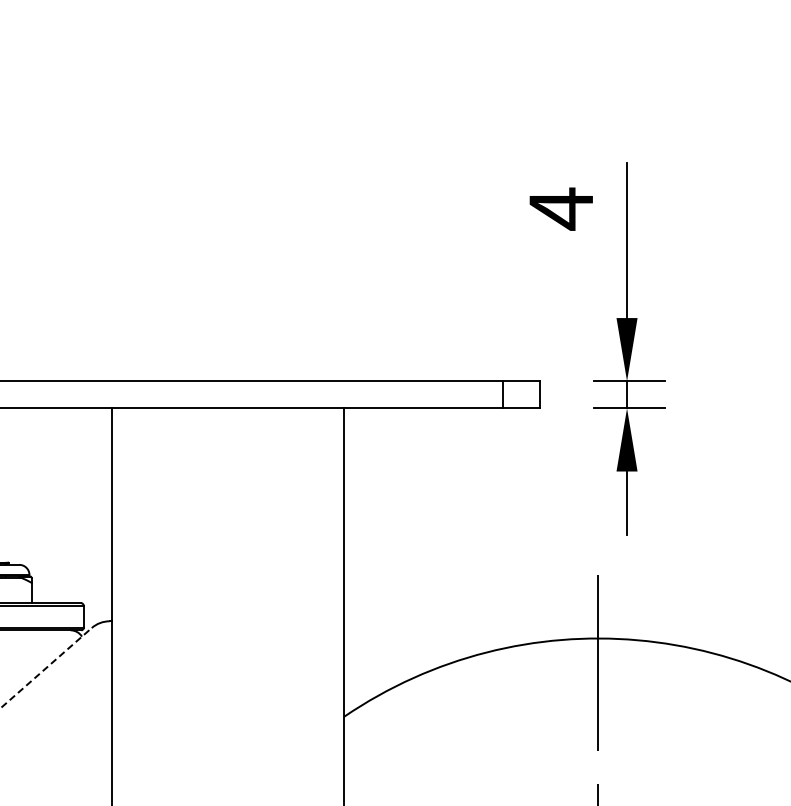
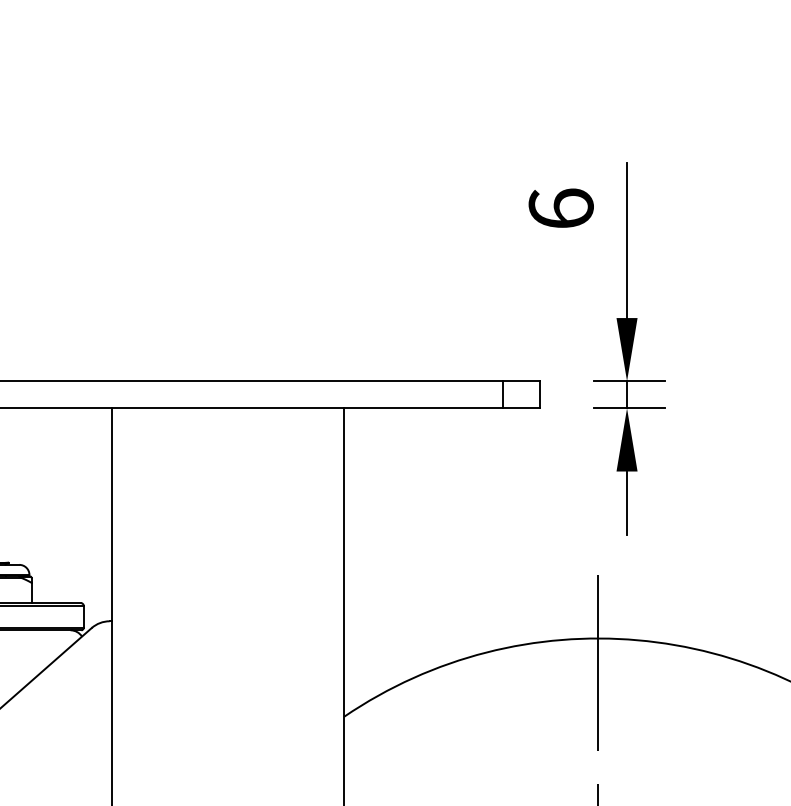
text: 4 -> 6 (560, 208)
line: dashed -> solid (46, 668)
